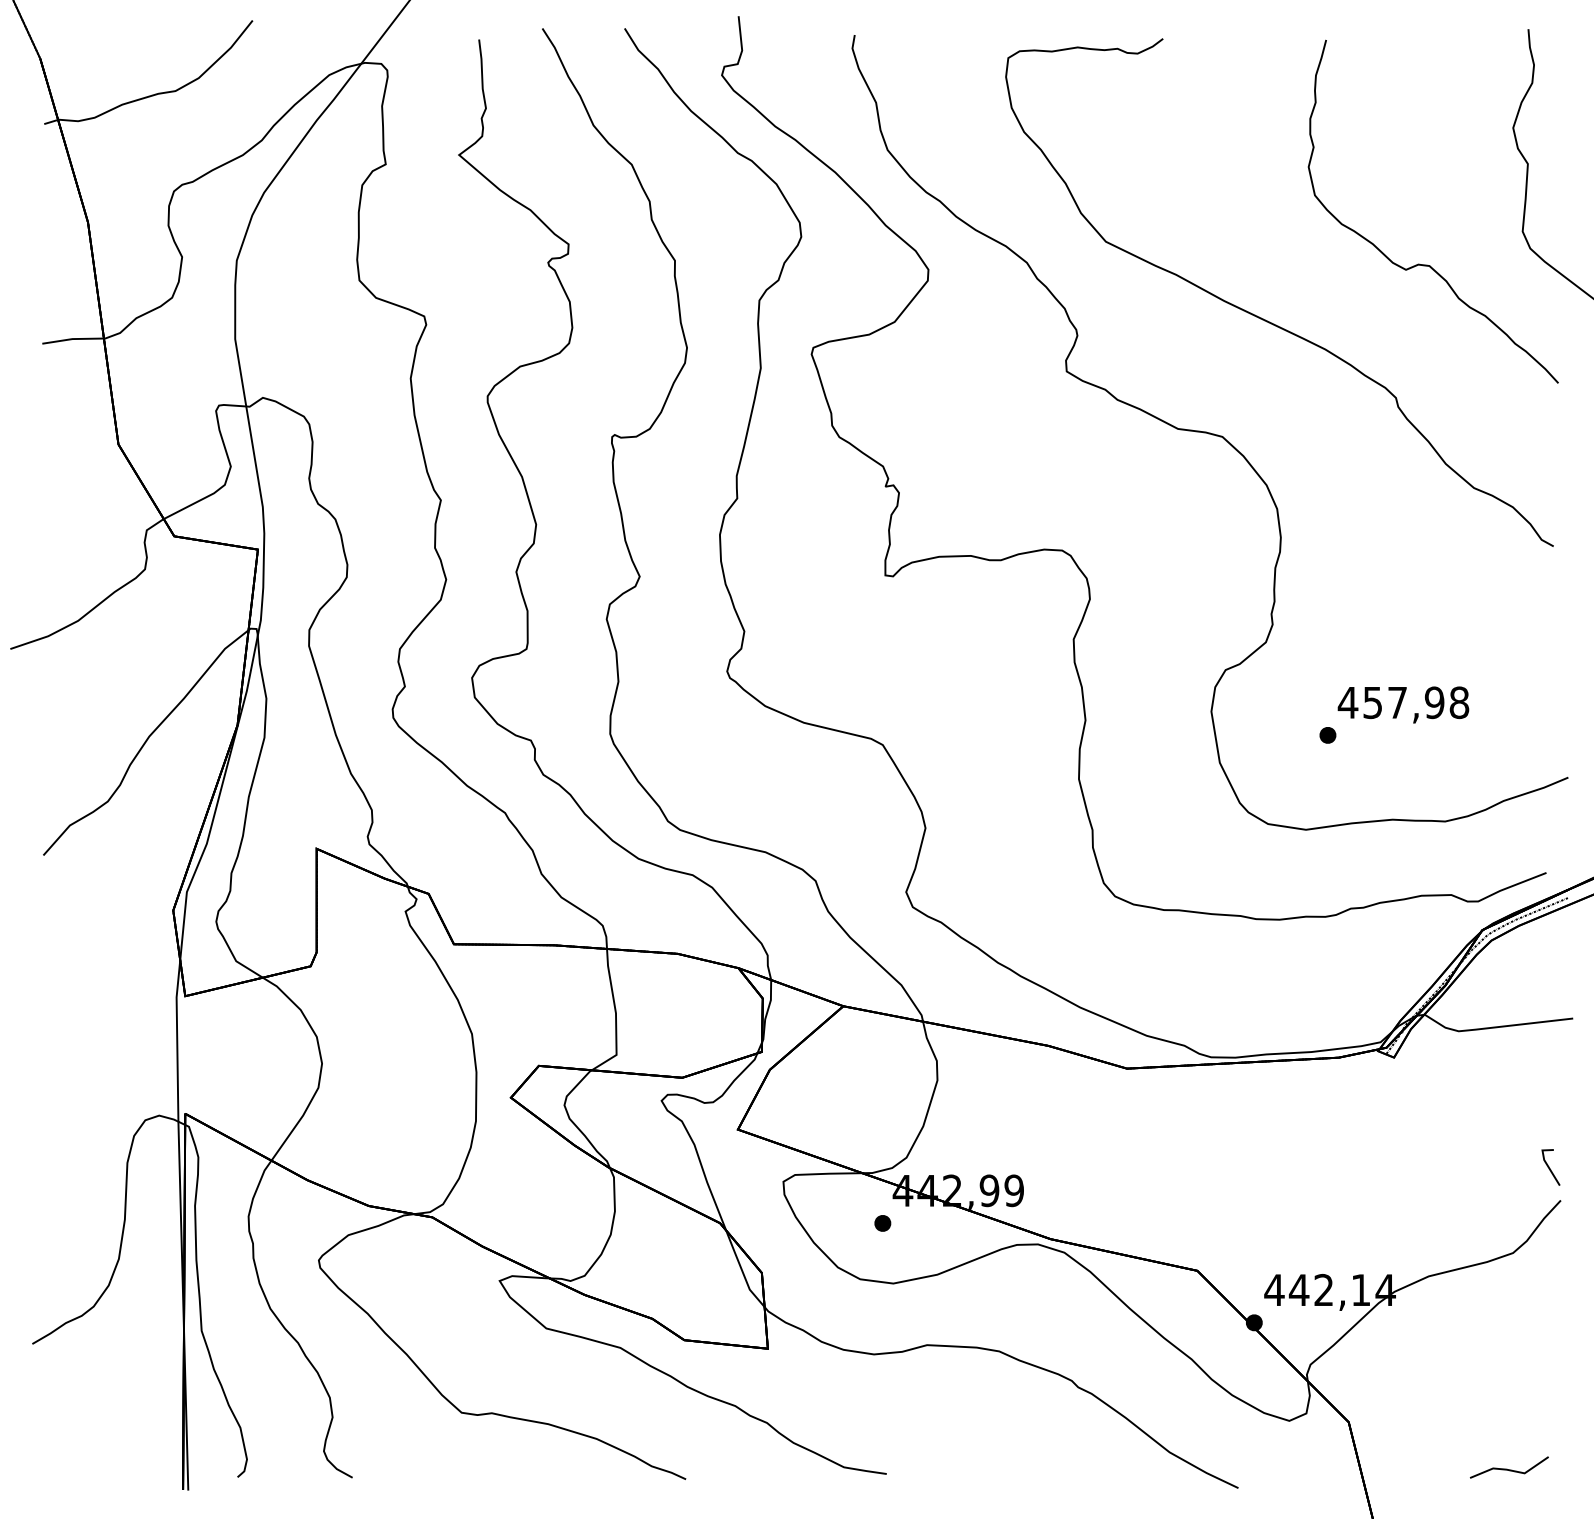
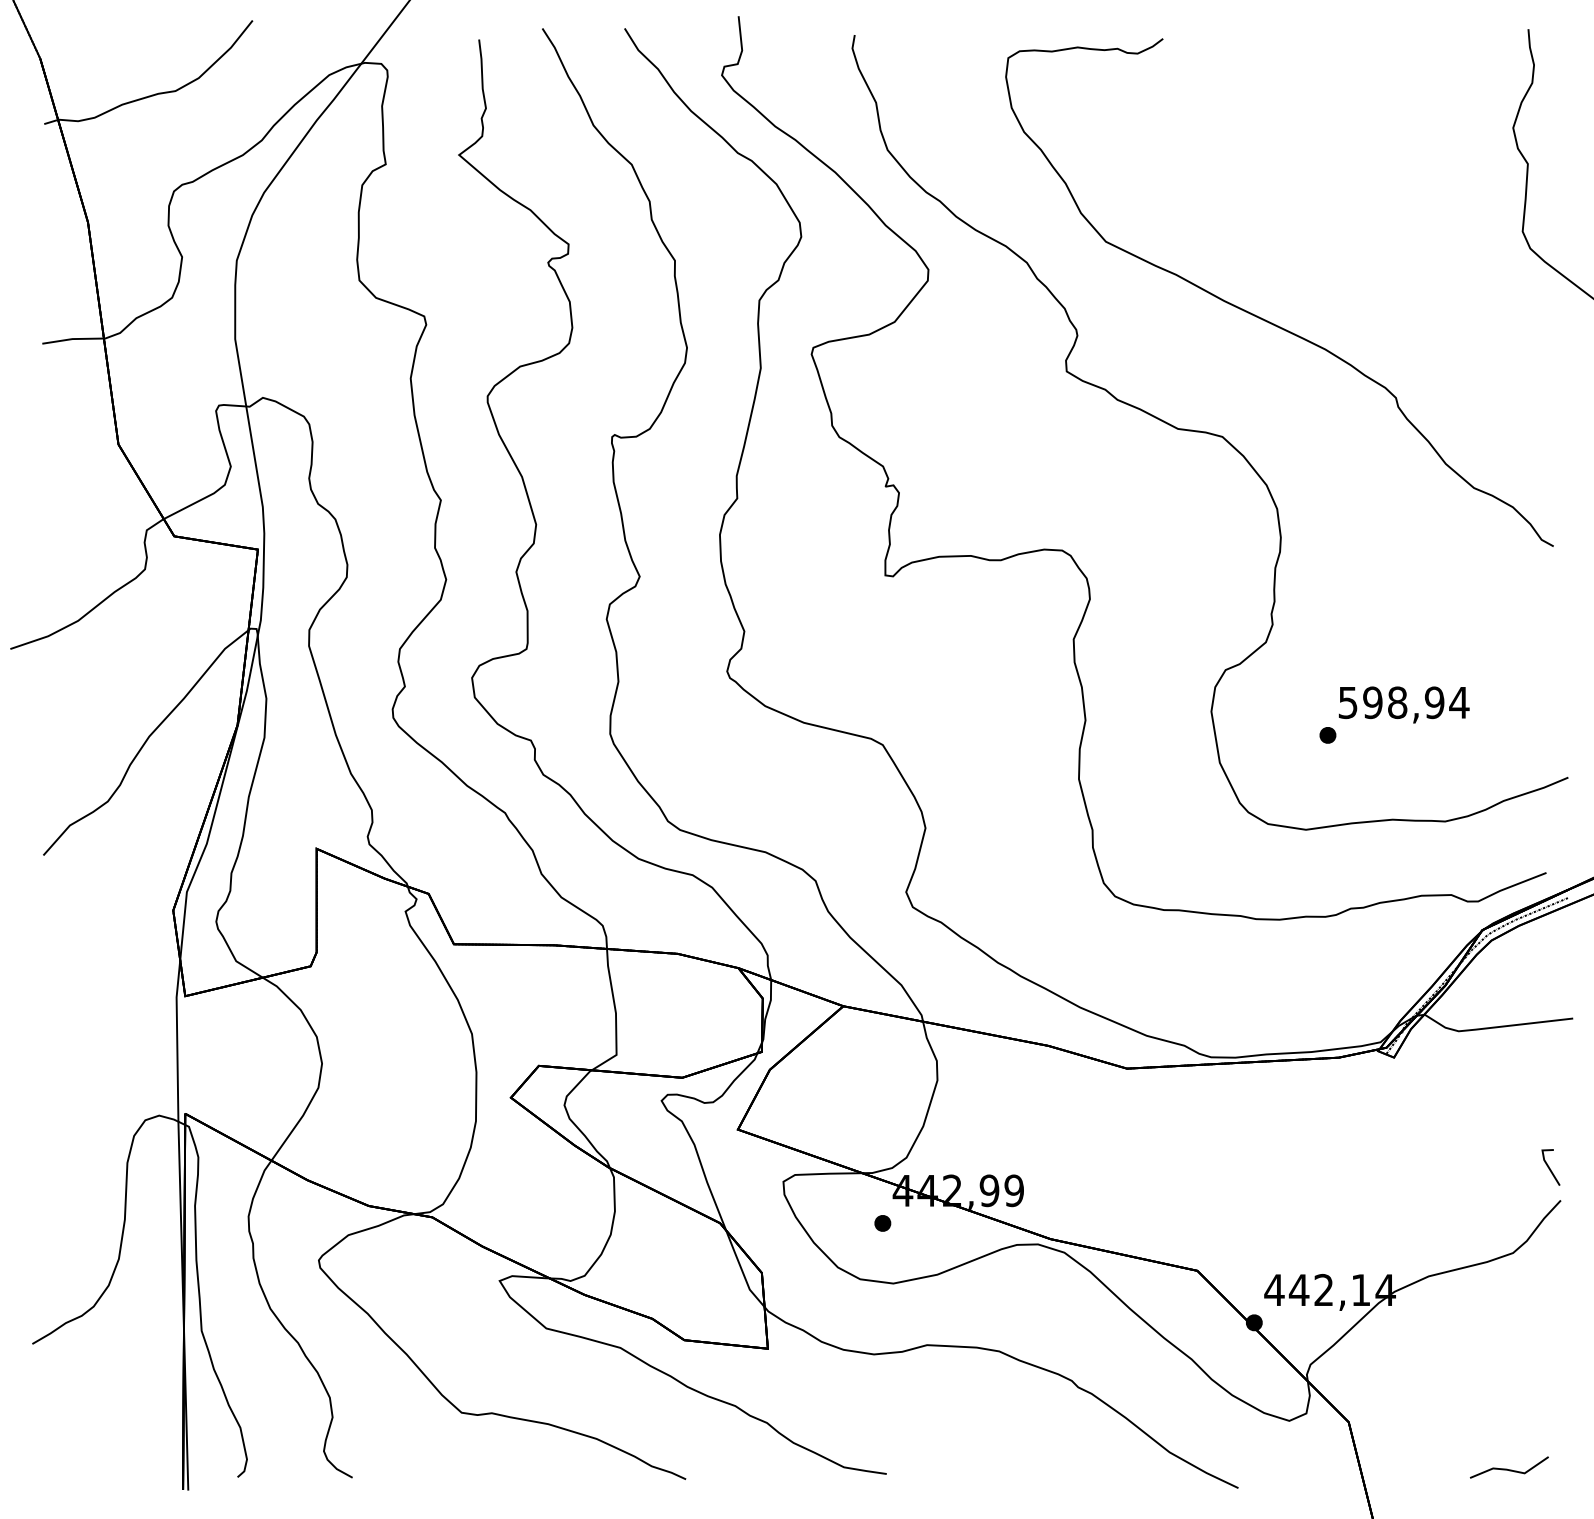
curve: present -> none (1427, 264)
text: 457,98 -> 598,94 (1403, 702)
